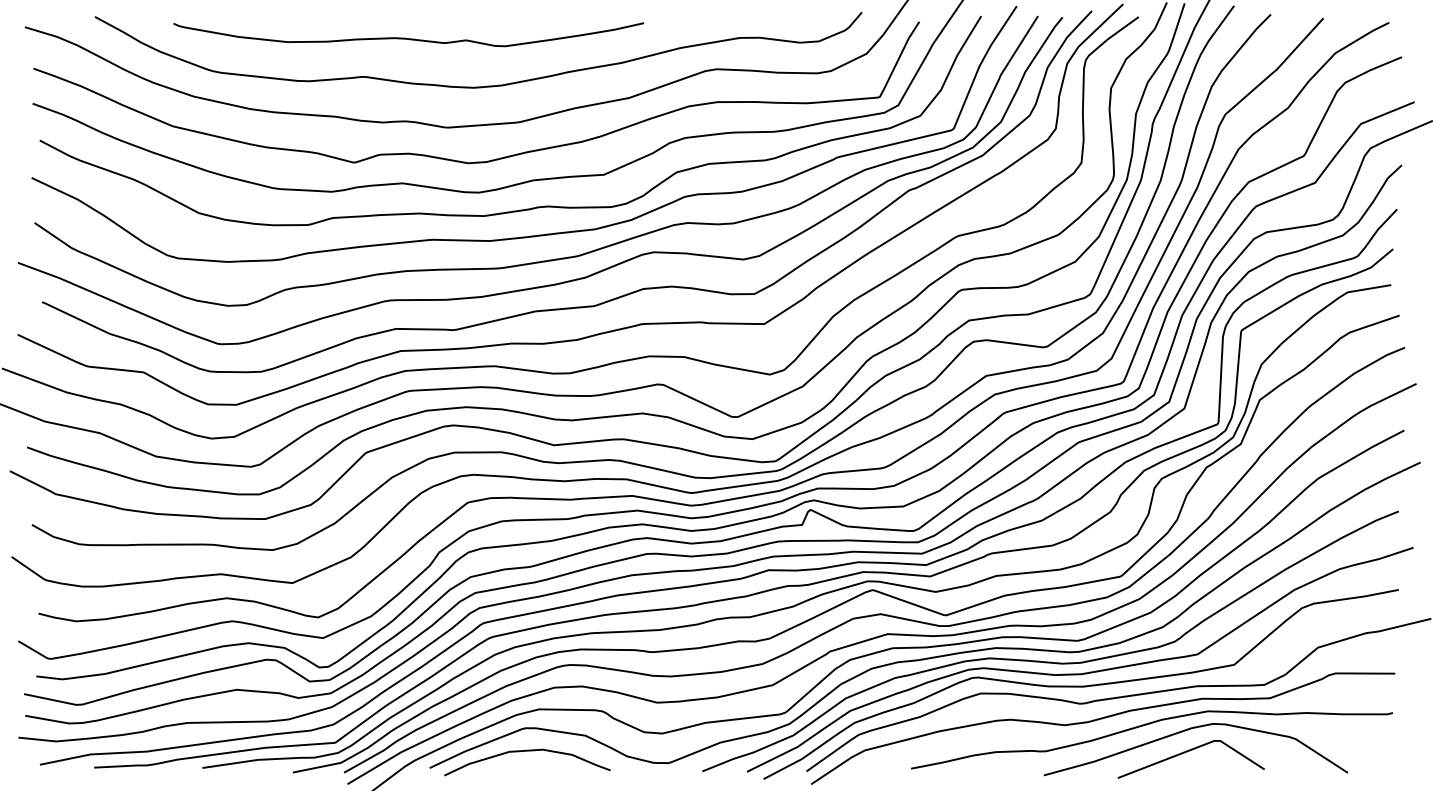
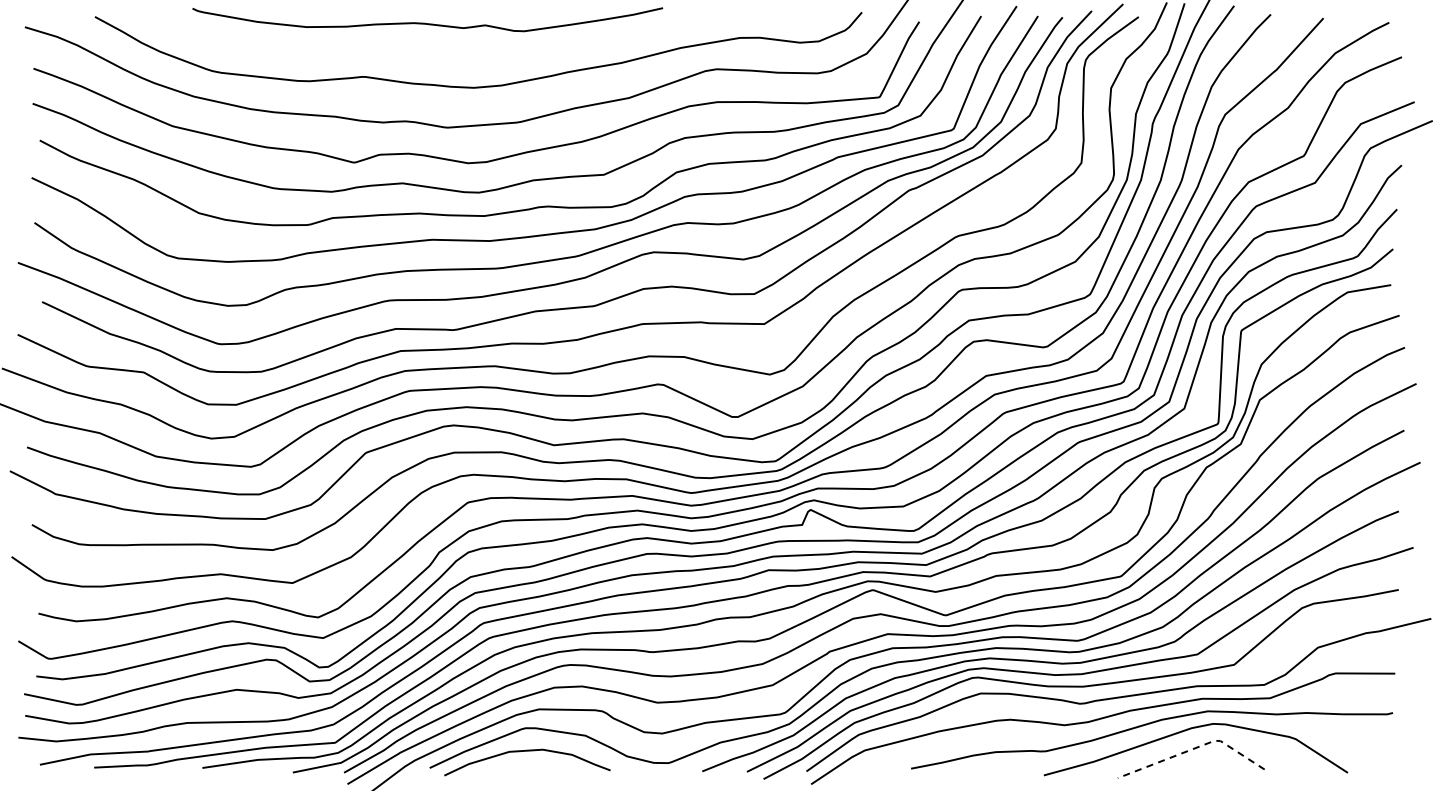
curve position: (408, 38) -> (427, 23) (427, 23)
line: solid -> dashed (1194, 748)
